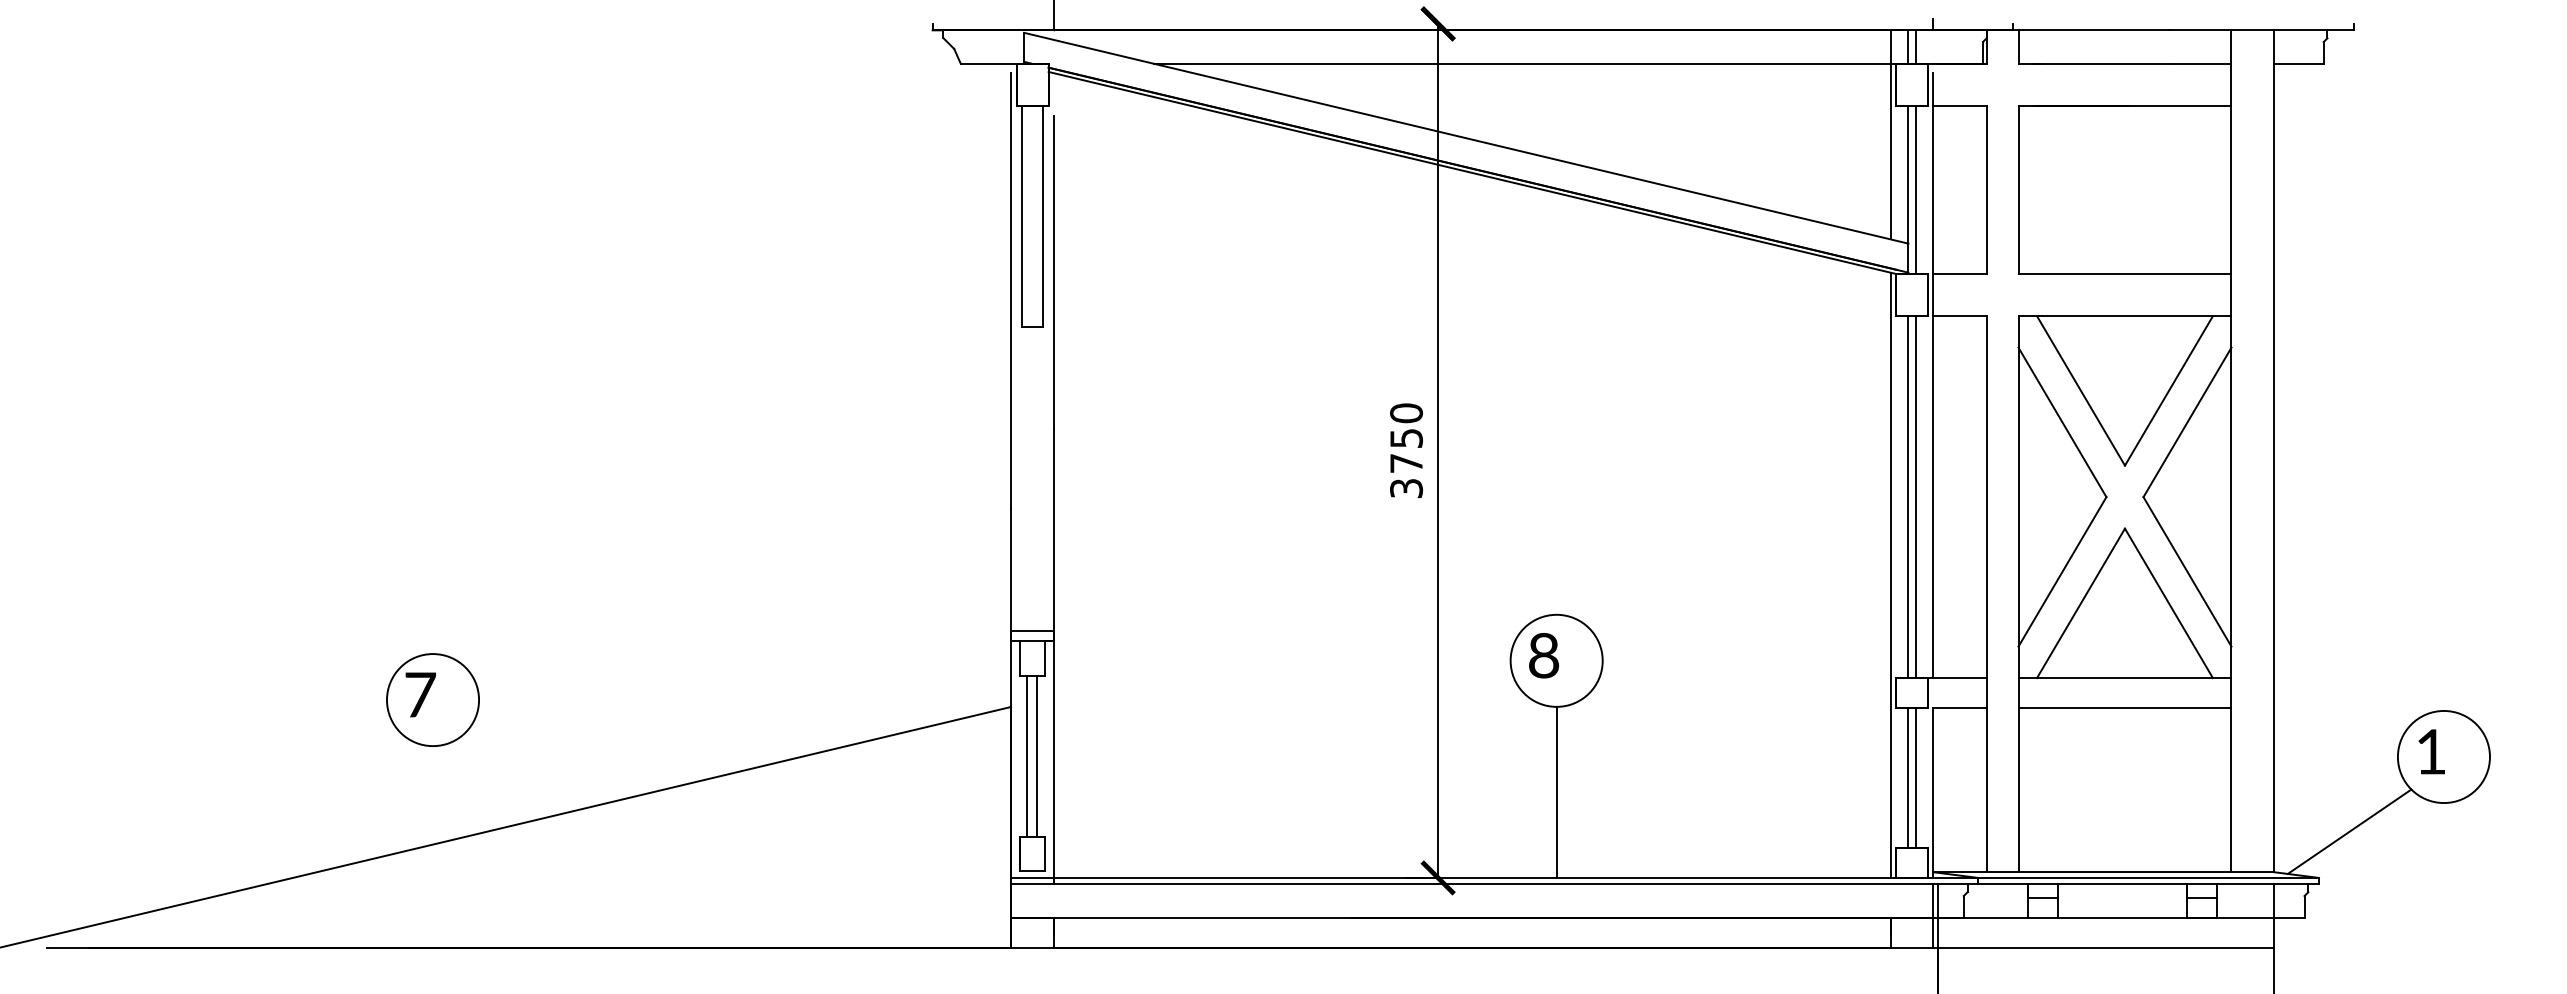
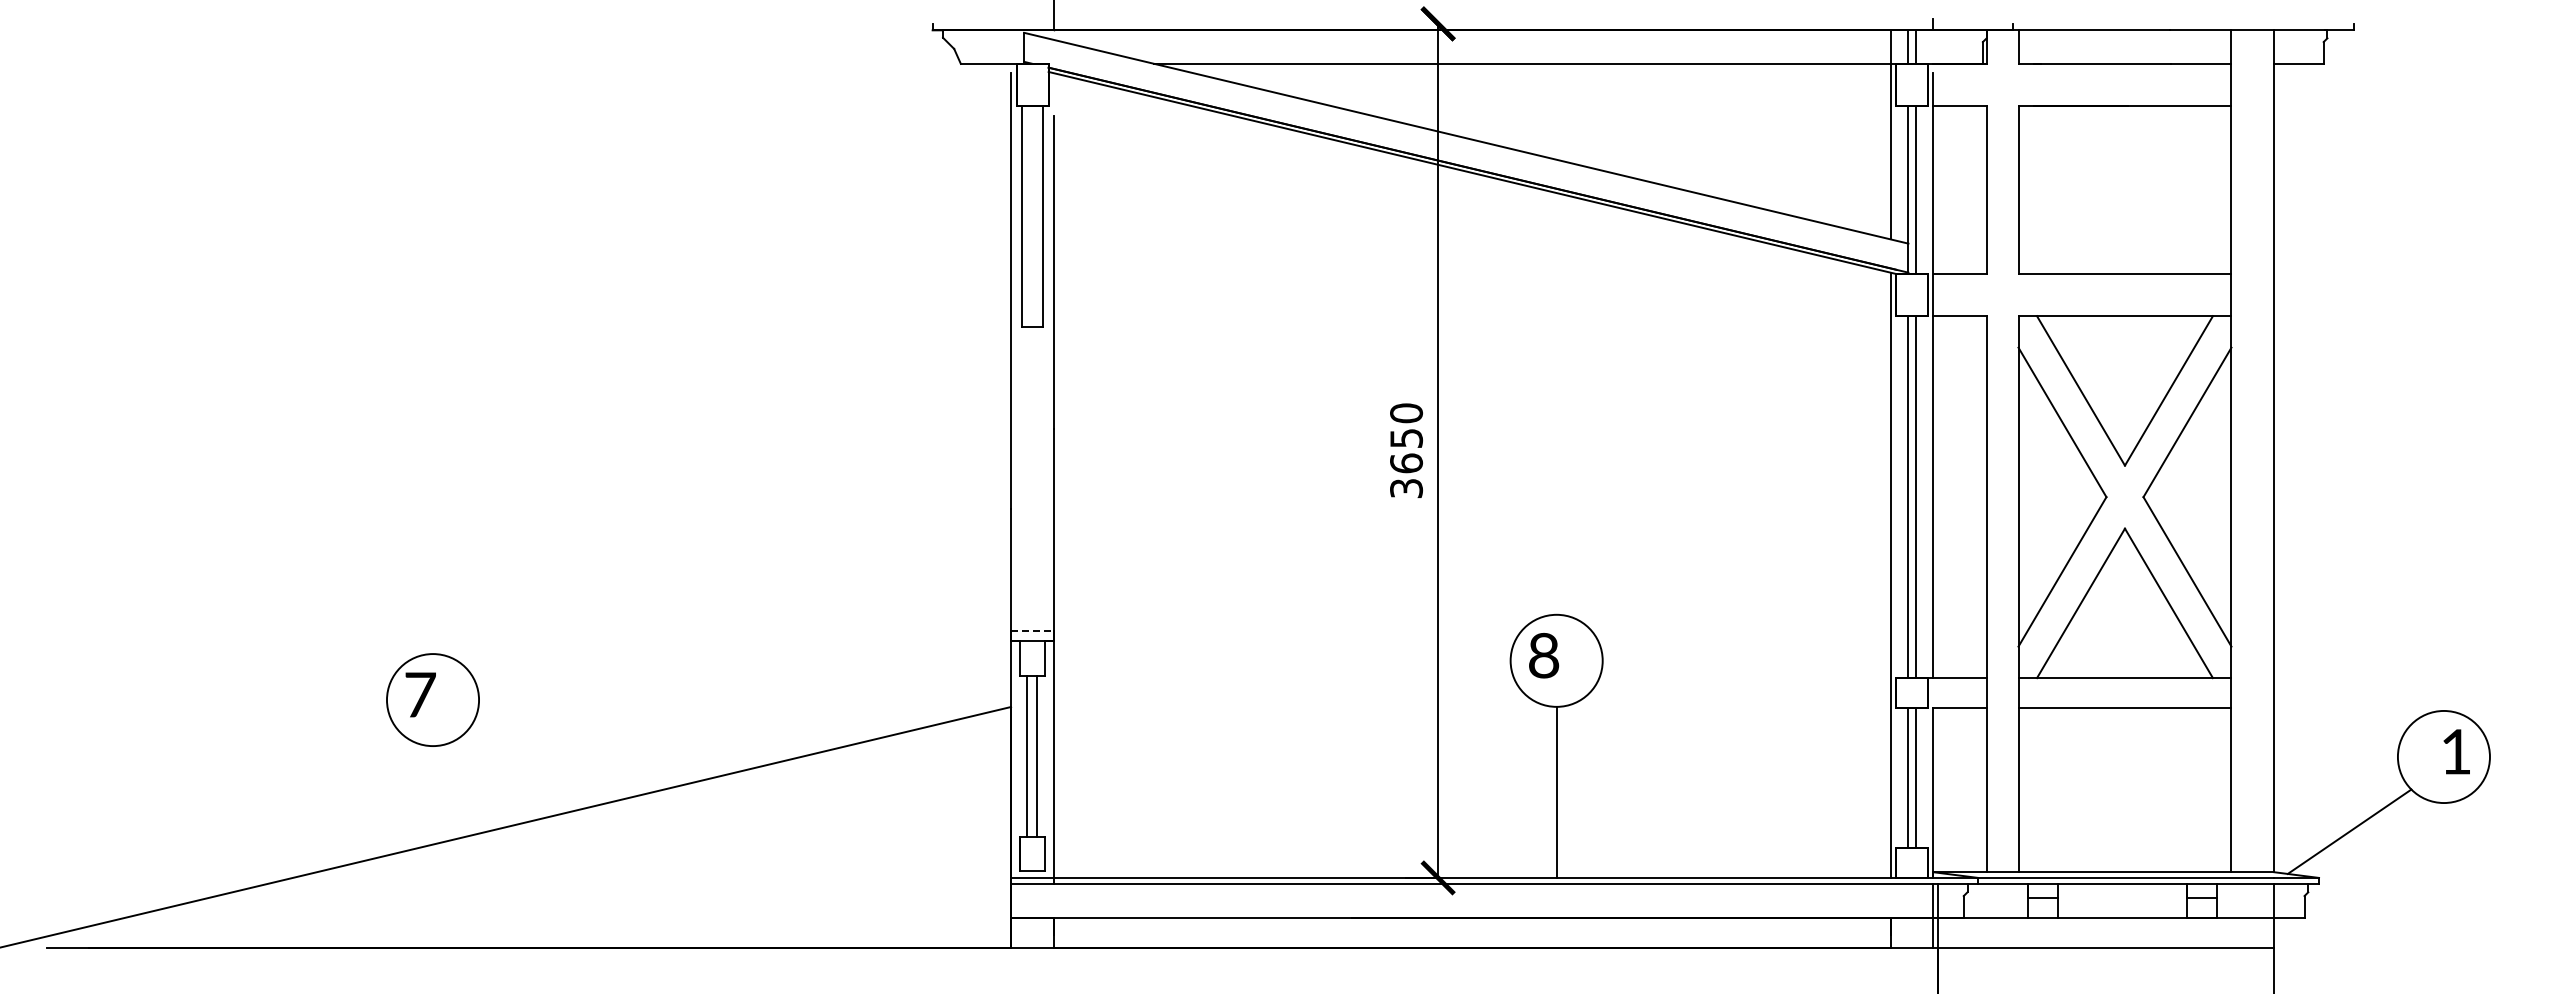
text: 3750 -> 3650 (1406, 463)
line: solid -> dashed (1032, 631)
text position: (2431, 751) -> (2456, 751) (2456, 751)
